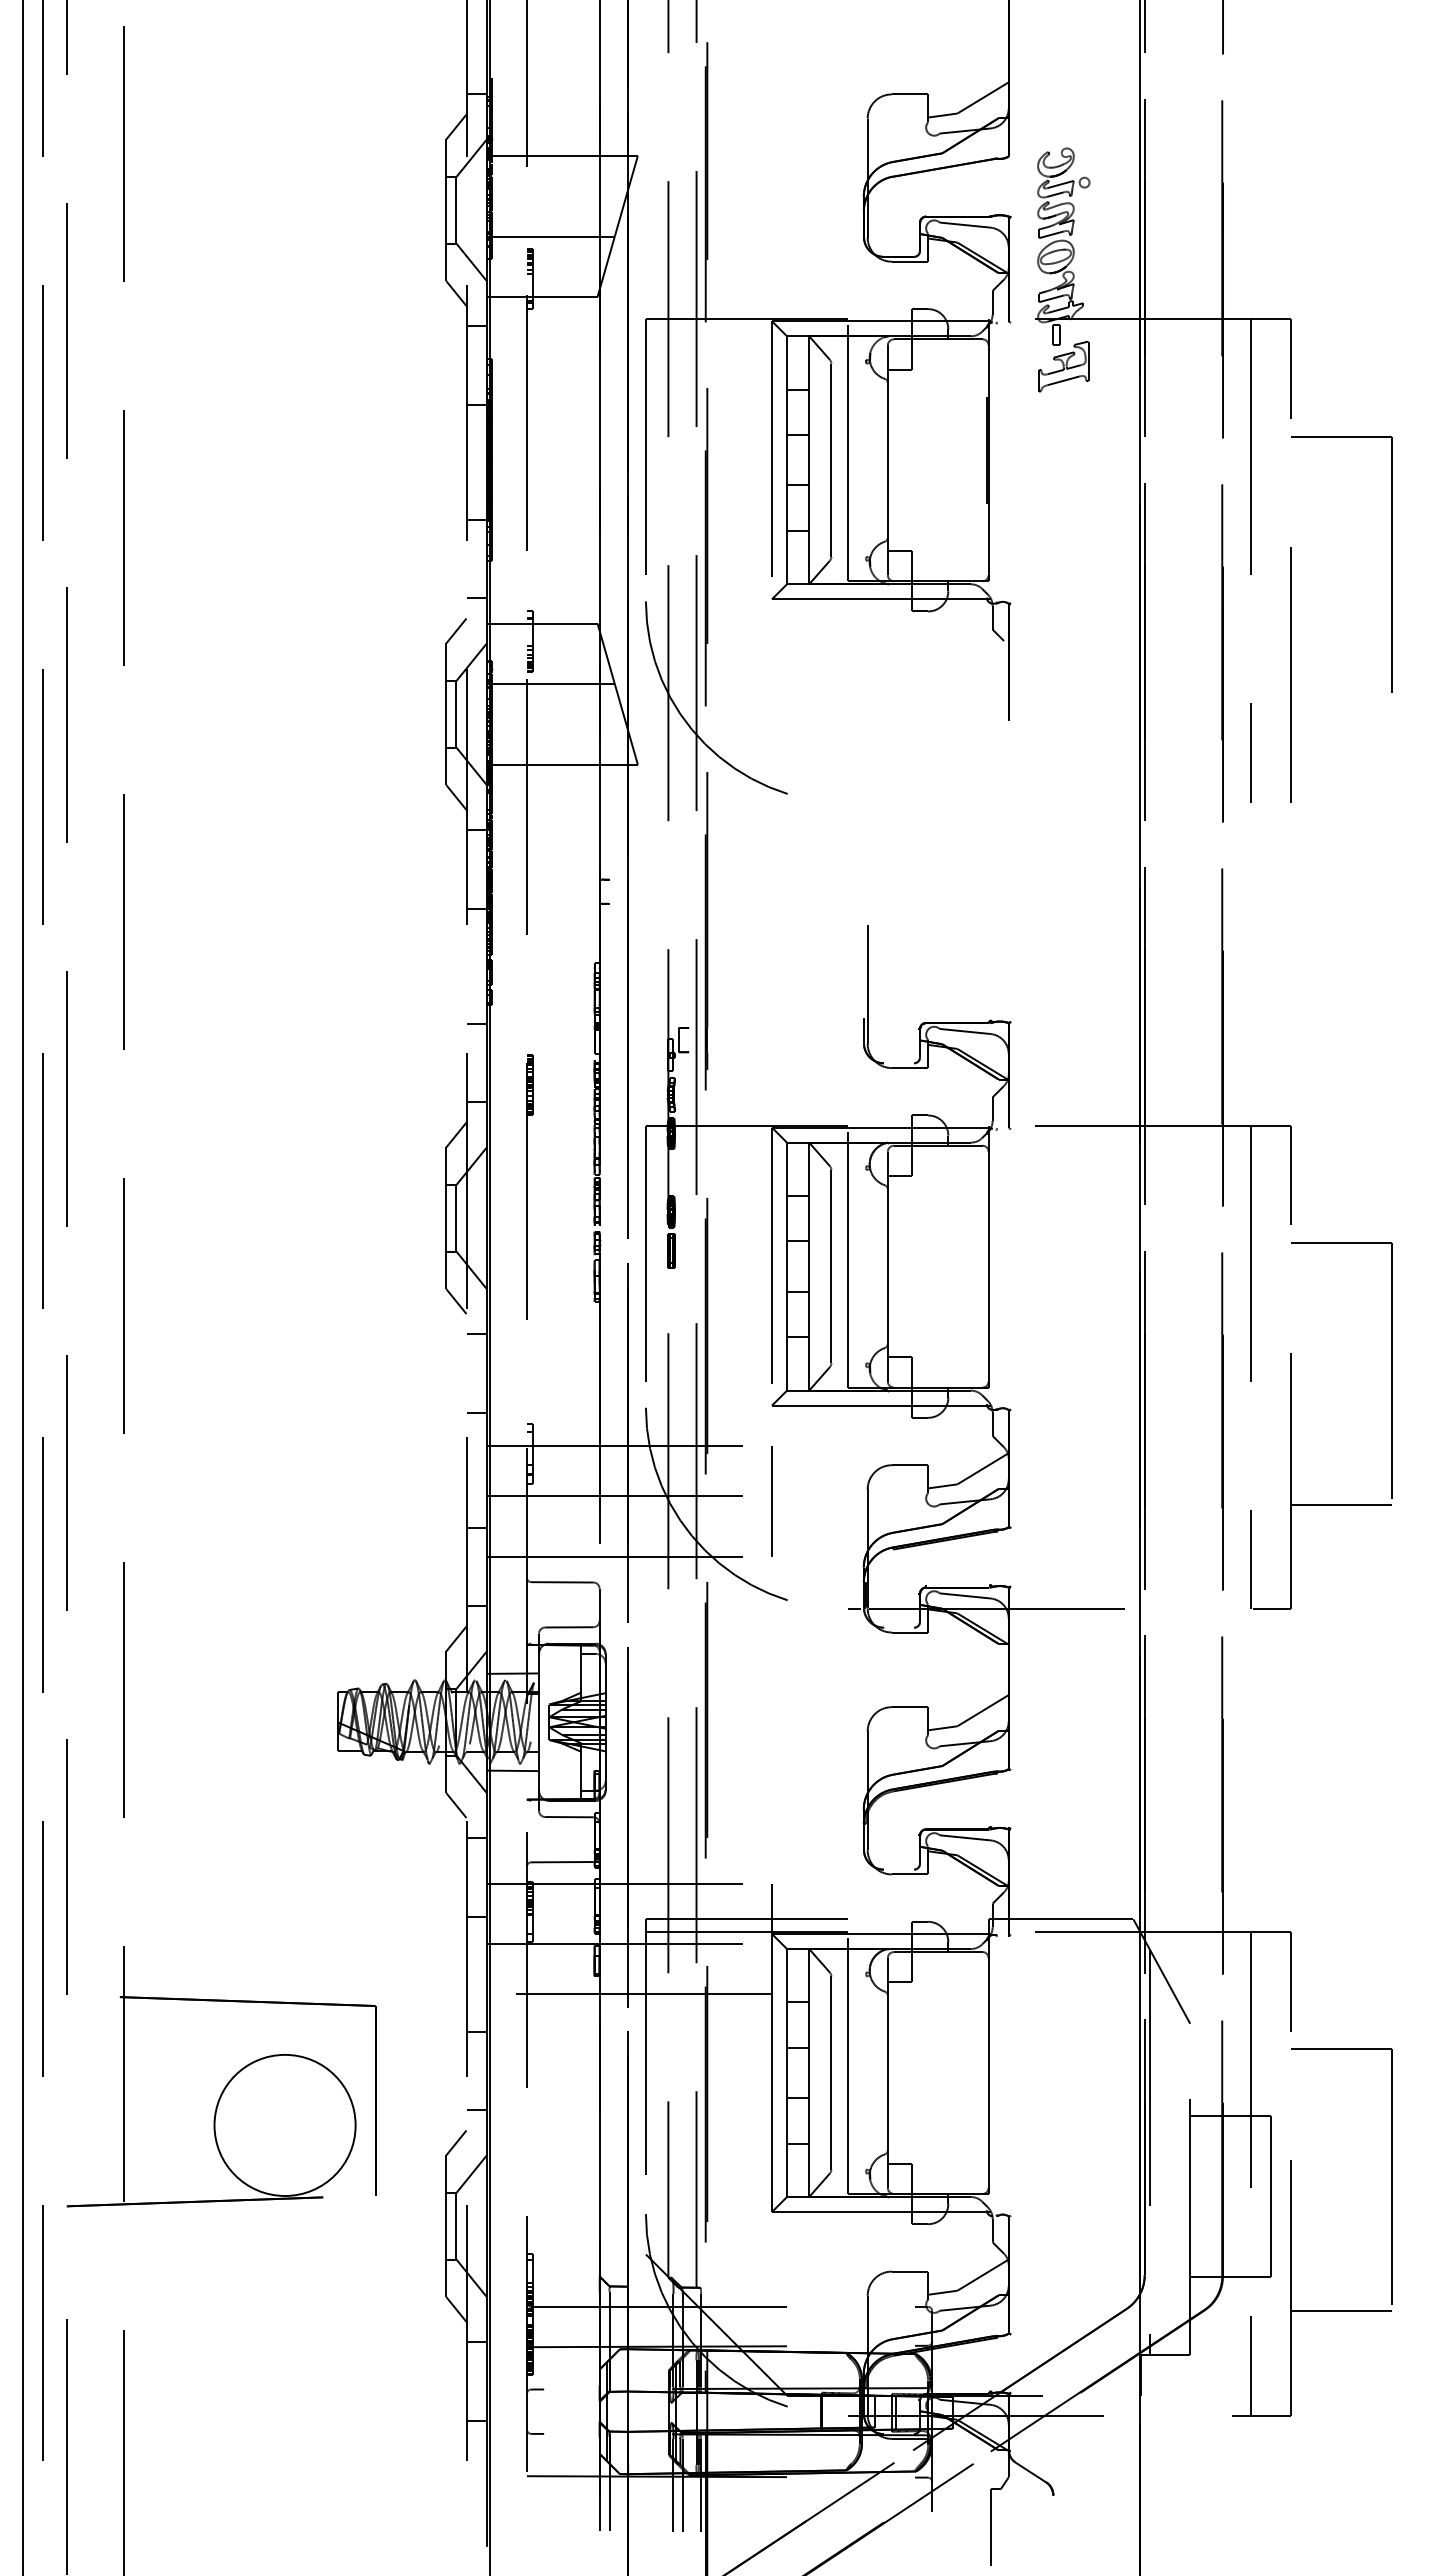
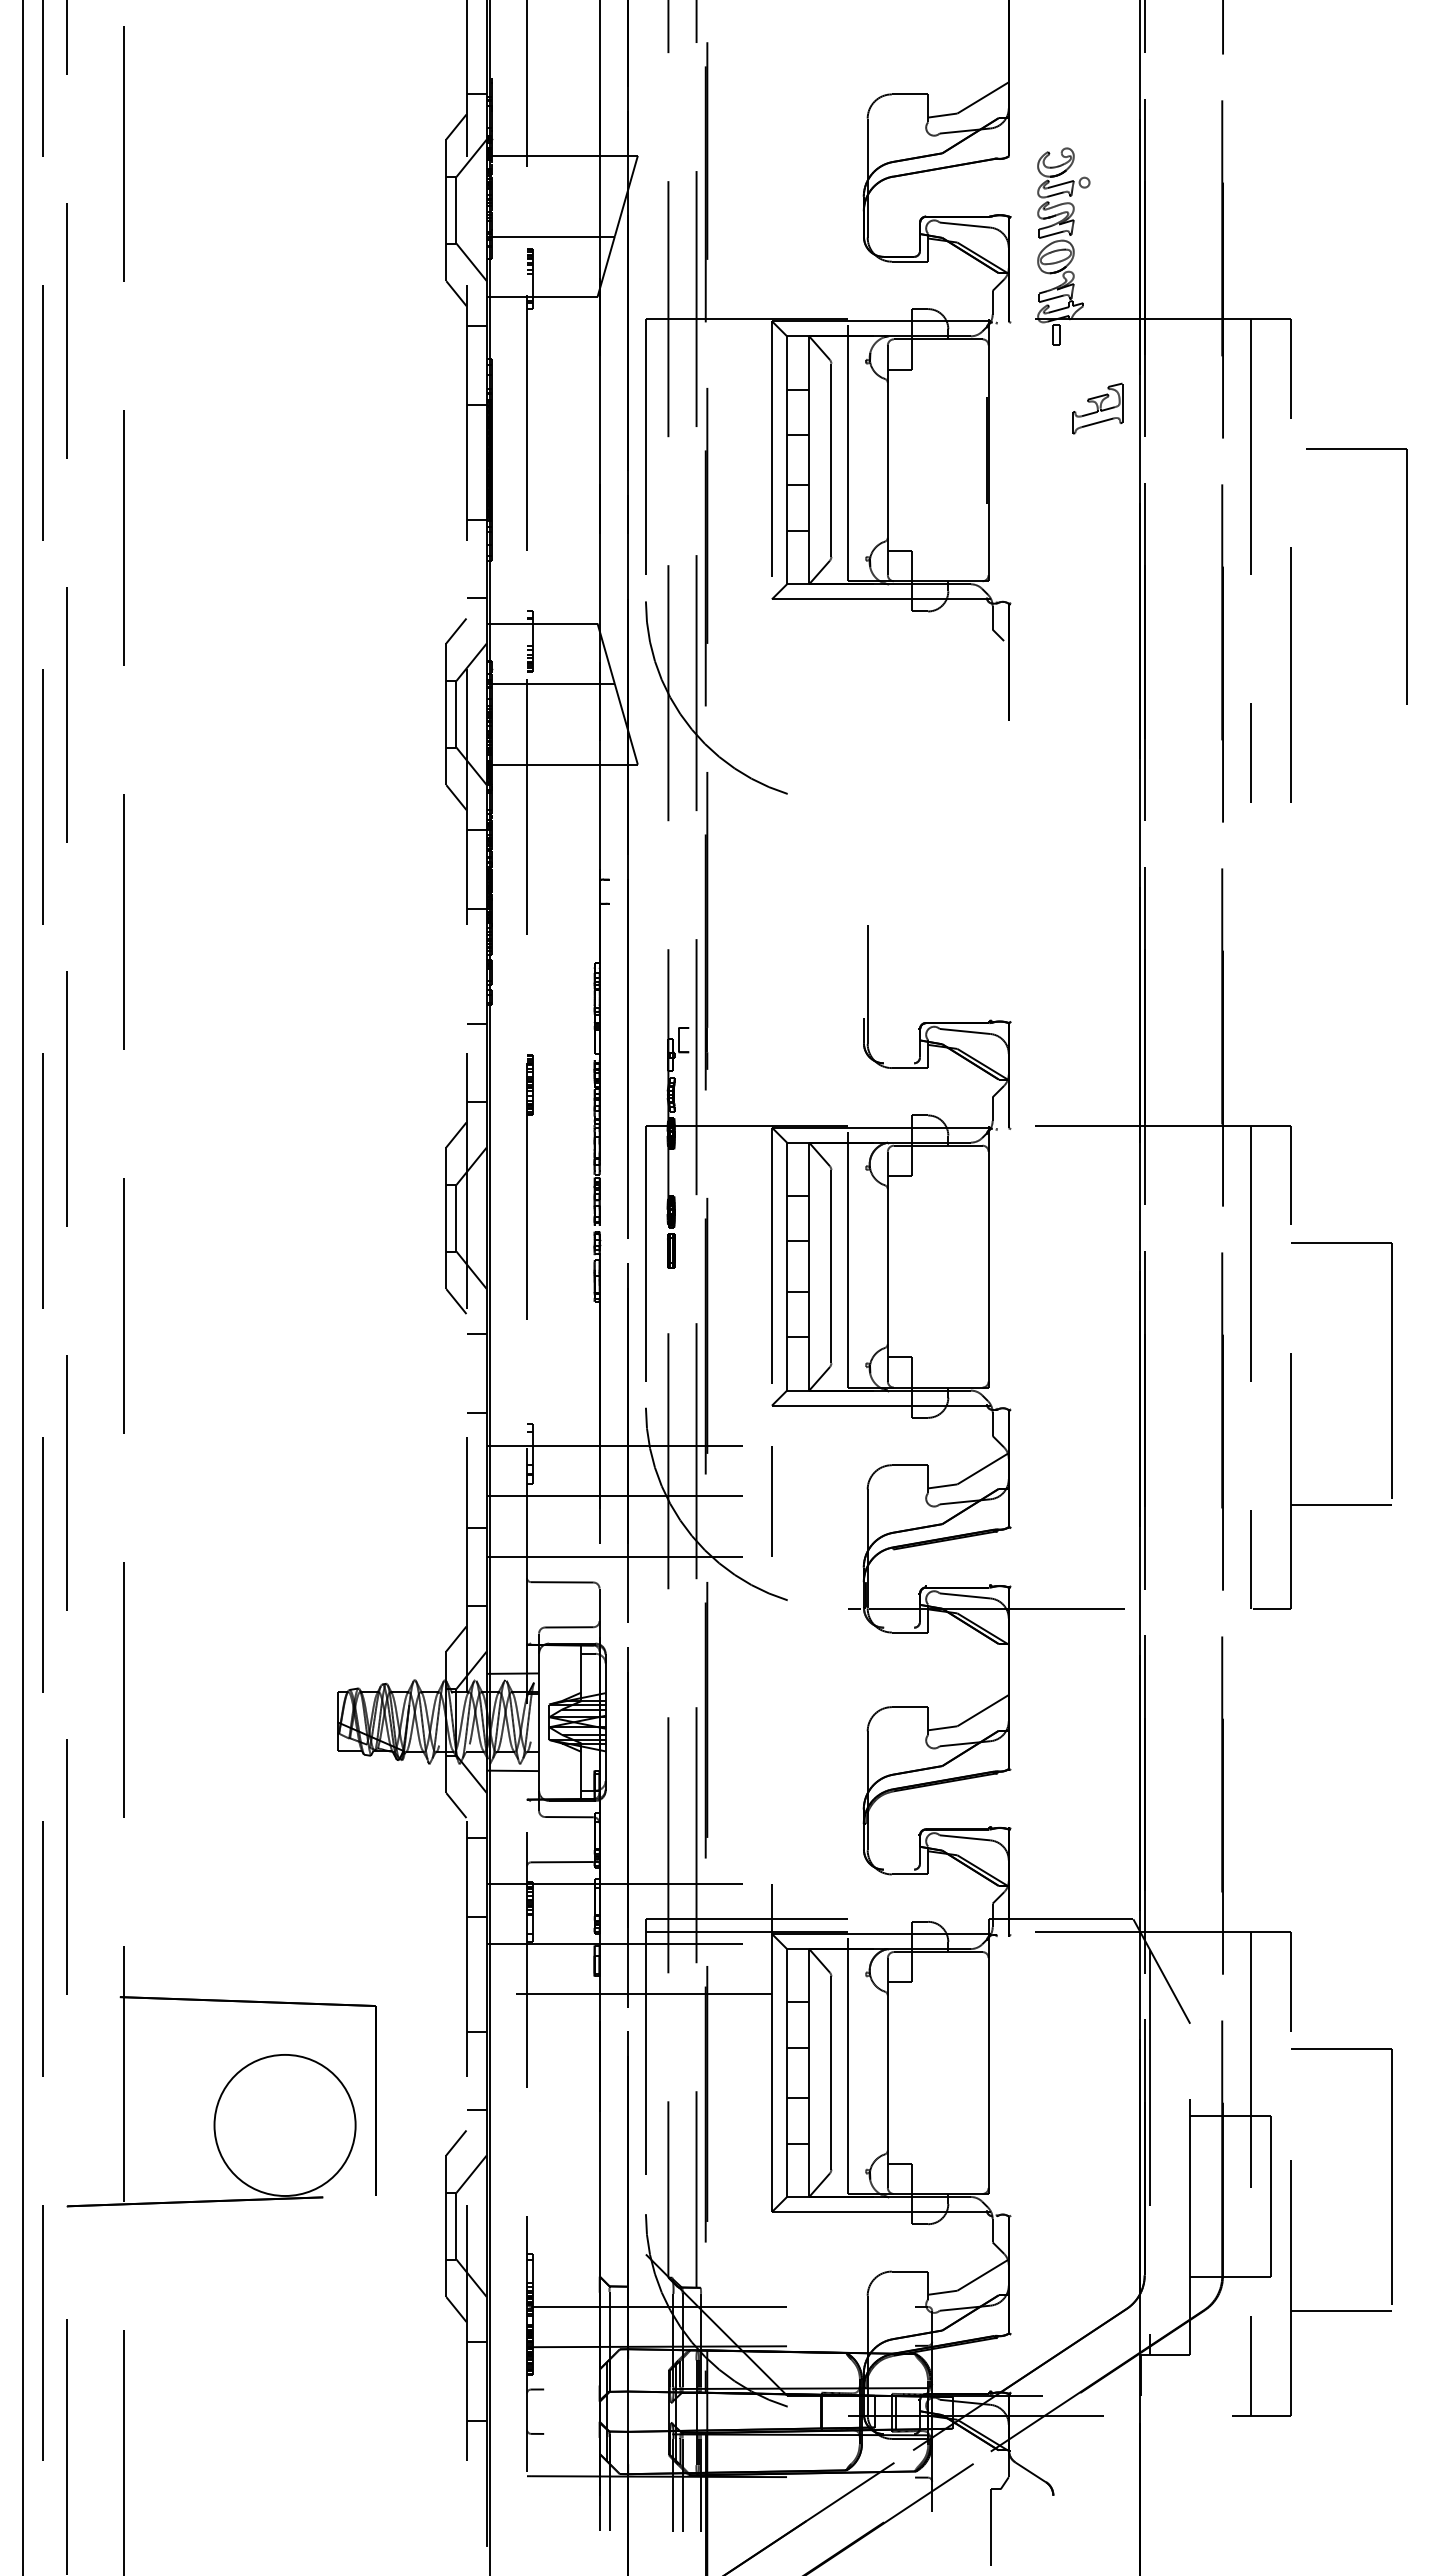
part position: (1063, 366) -> (1097, 408) (1097, 408)
part position: (1391, 564) -> (1406, 576) (1406, 576)
